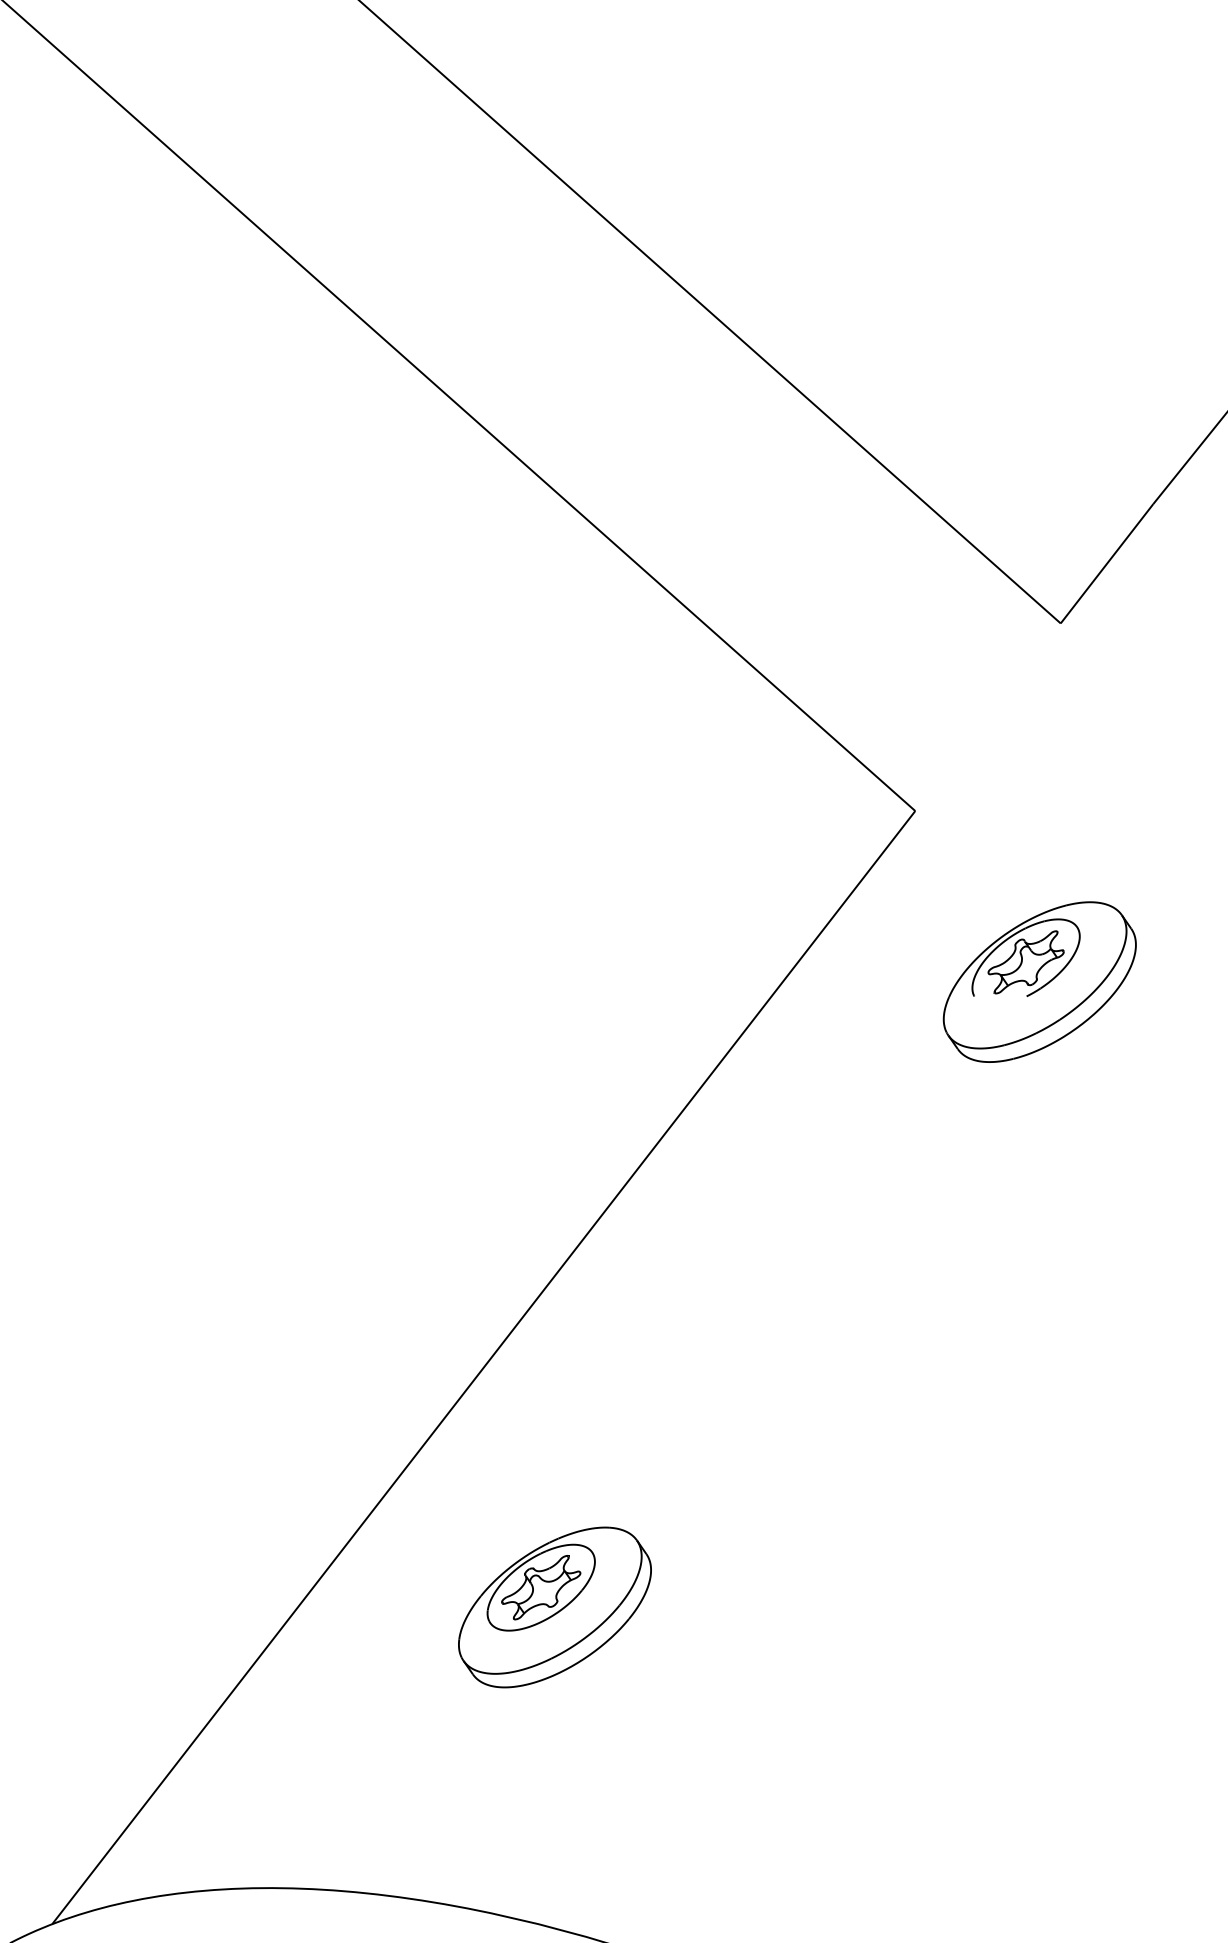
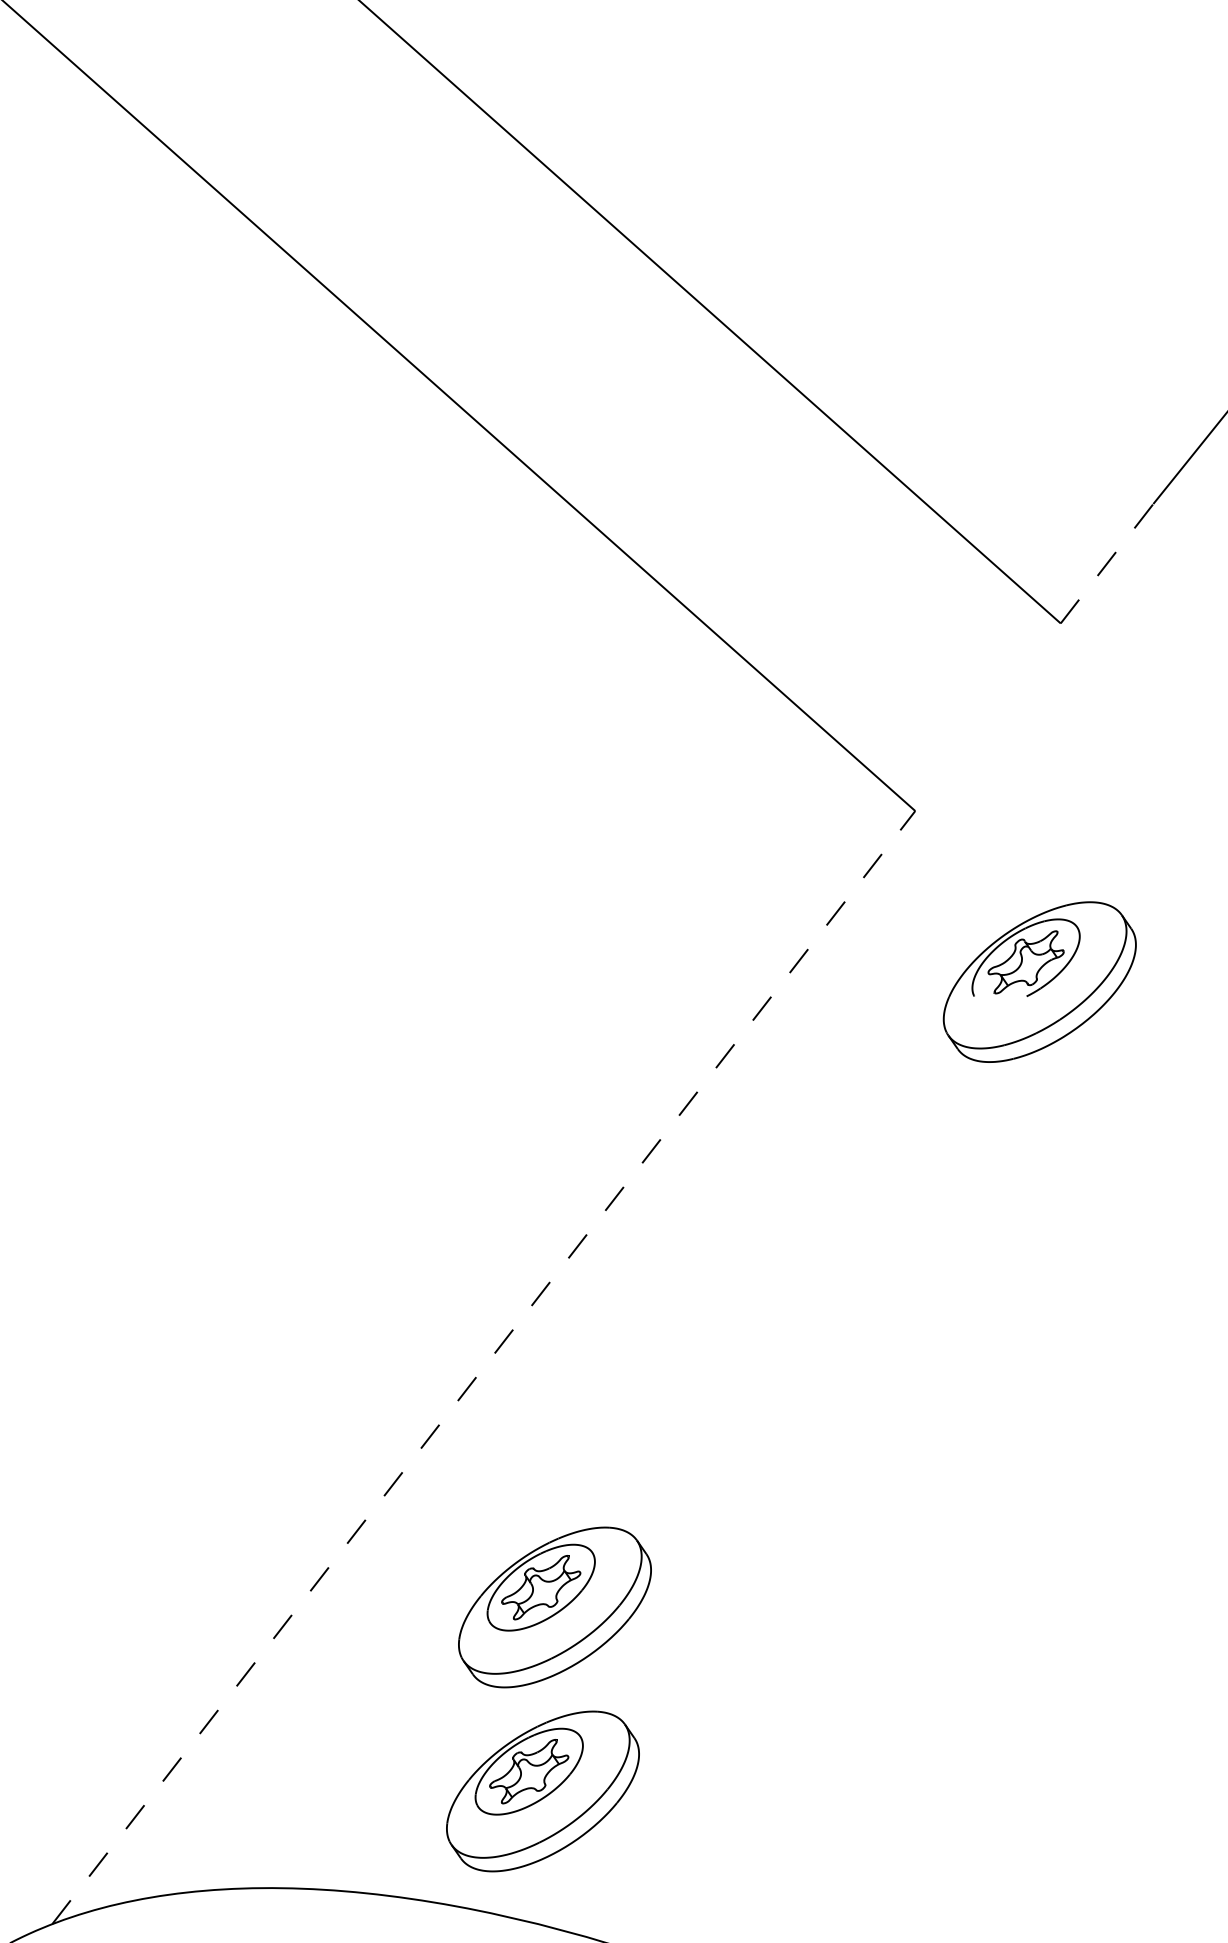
line: solid -> dashed (1107, 563)
line: solid -> dashed (484, 1367)
part: none -> present (542, 1791)
